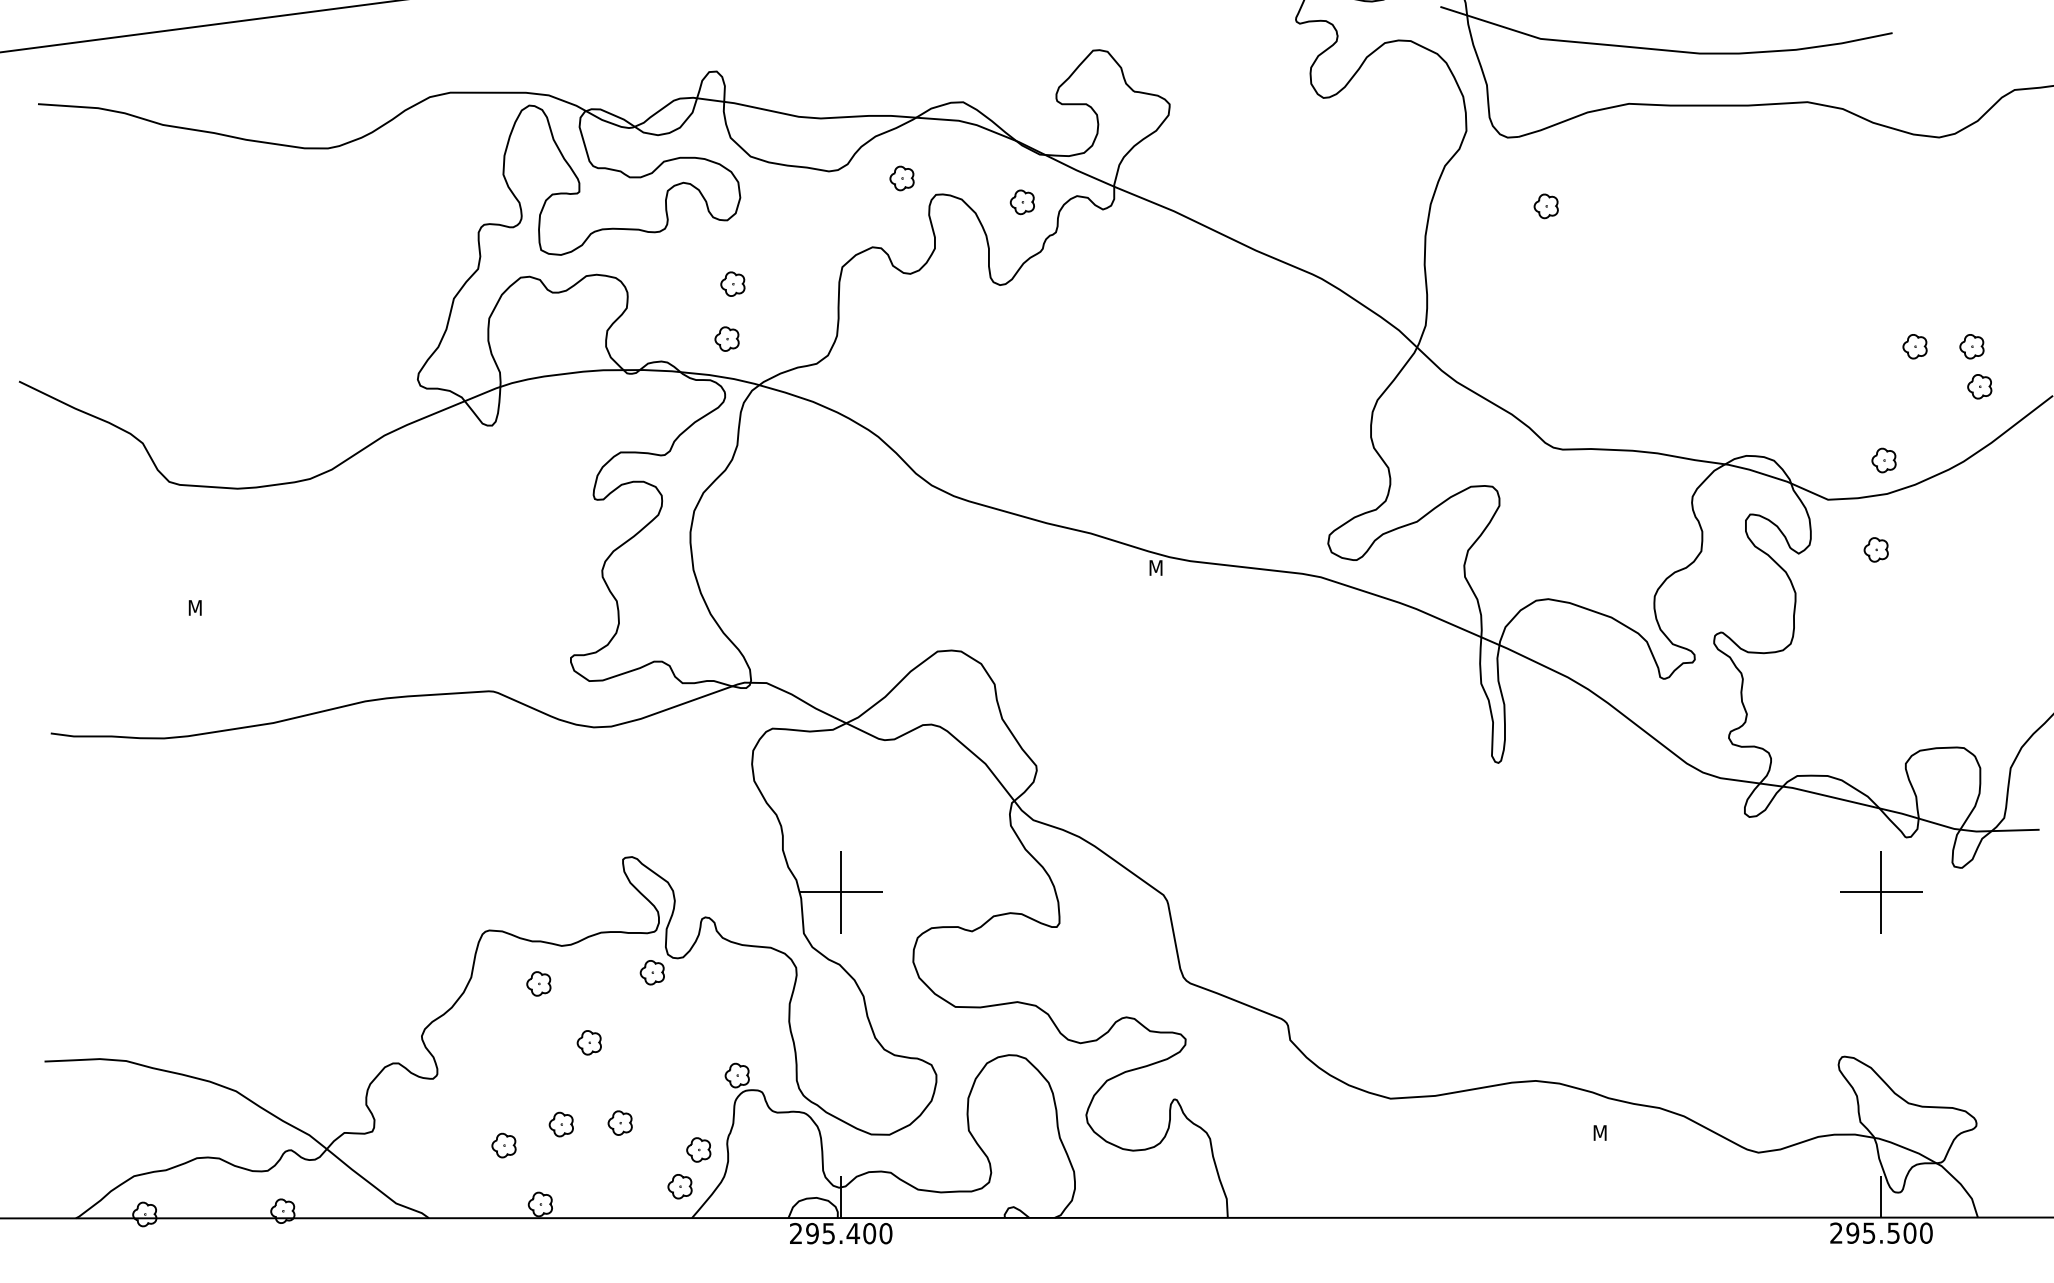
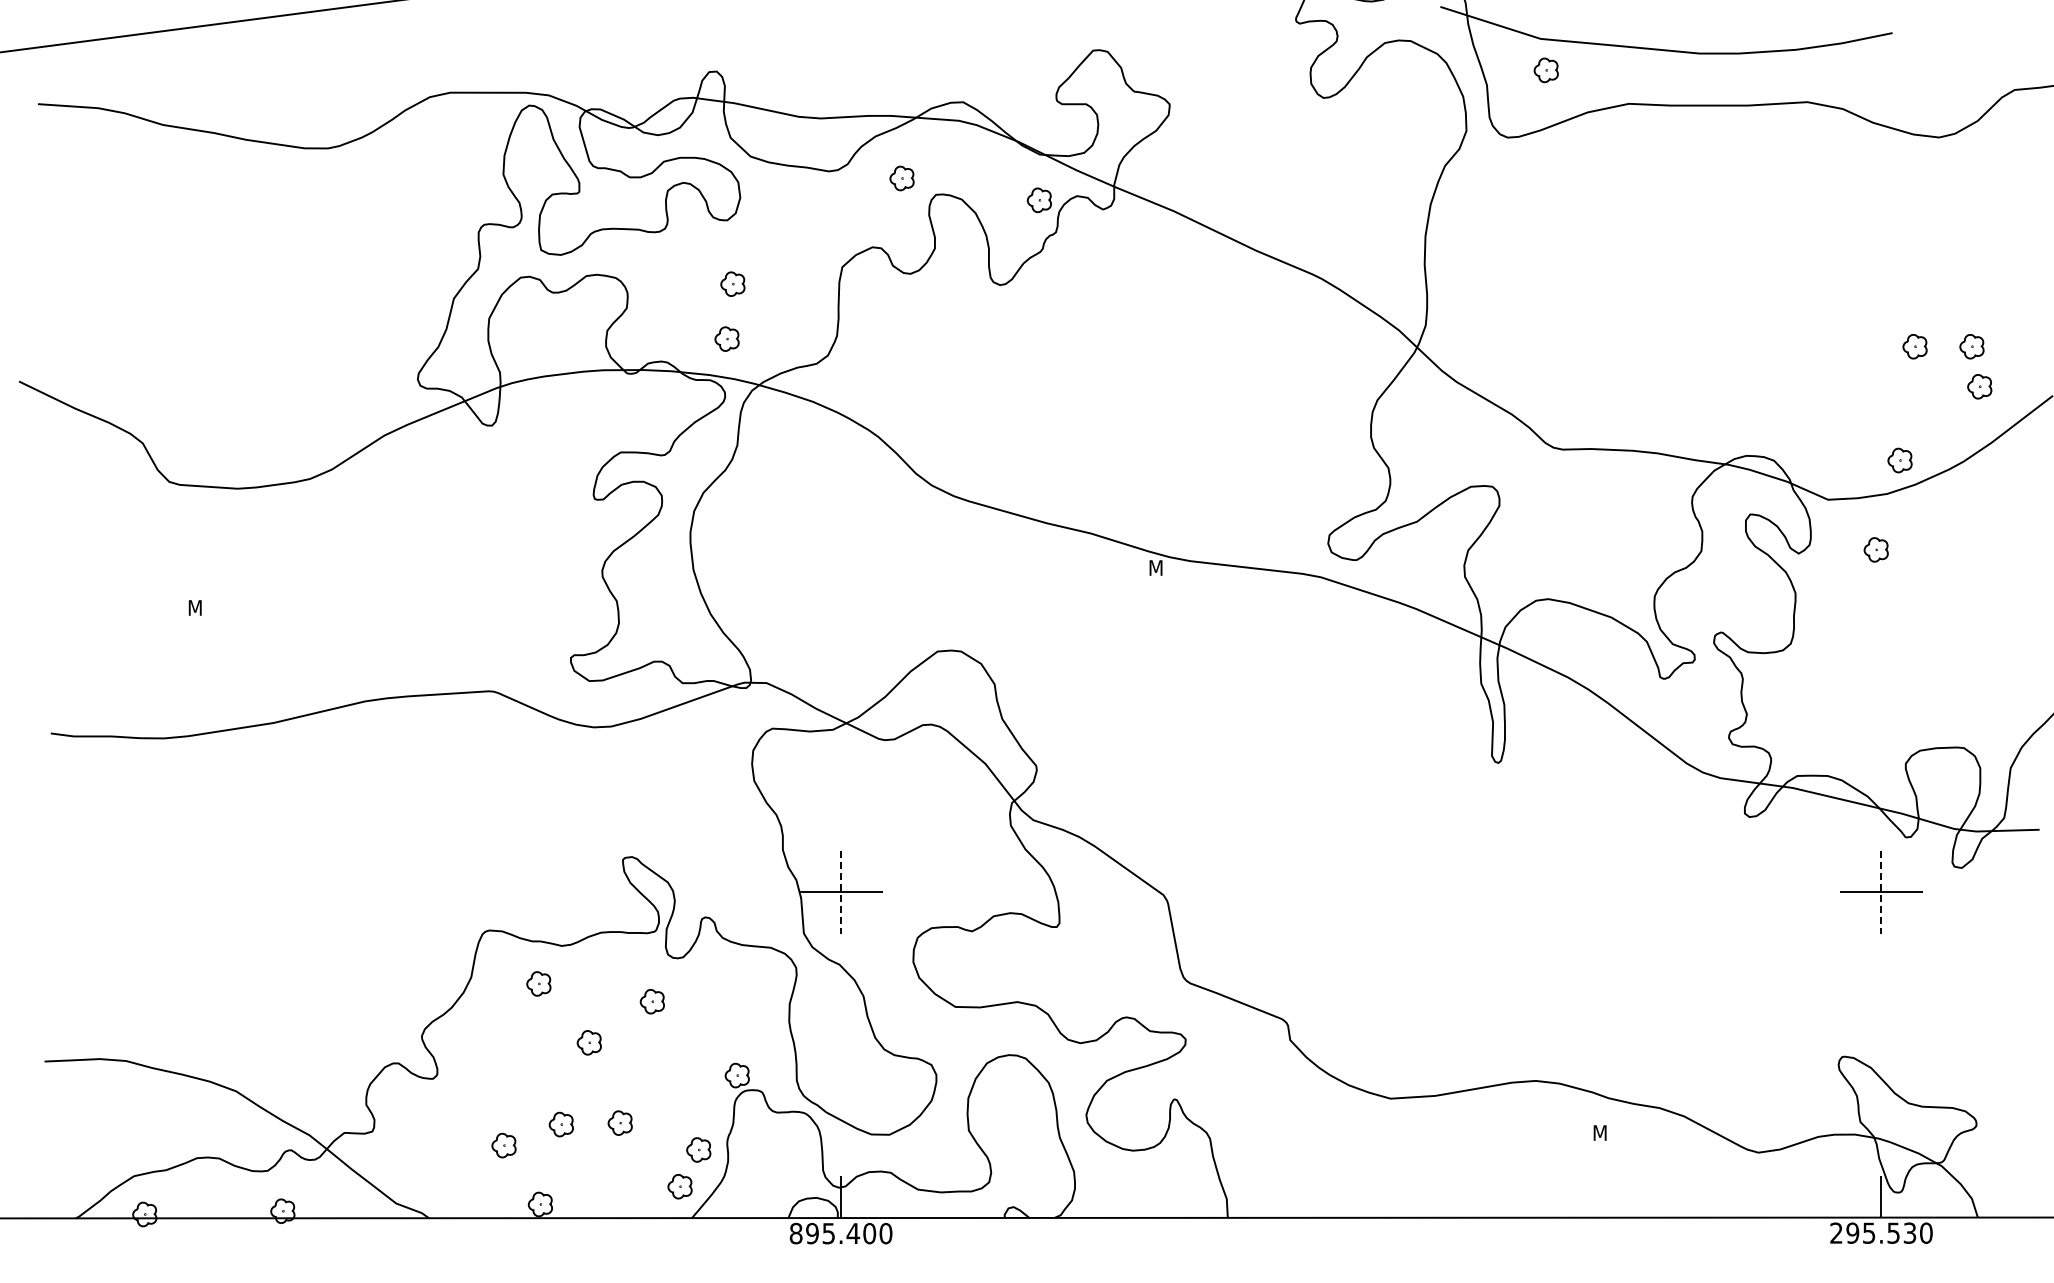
part position: (1021, 202) -> (1038, 200) (1038, 200)
part position: (1545, 206) -> (1545, 70) (1545, 70)
part position: (1883, 460) -> (1899, 460) (1899, 460)
line: solid -> dashed (841, 892)
line: solid -> dashed (1881, 892)
part position: (651, 972) -> (651, 1001) (651, 1001)
text: 295.500 -> 295.530 (1909, 1232)
text: 295.400 -> 895.400 (795, 1233)
